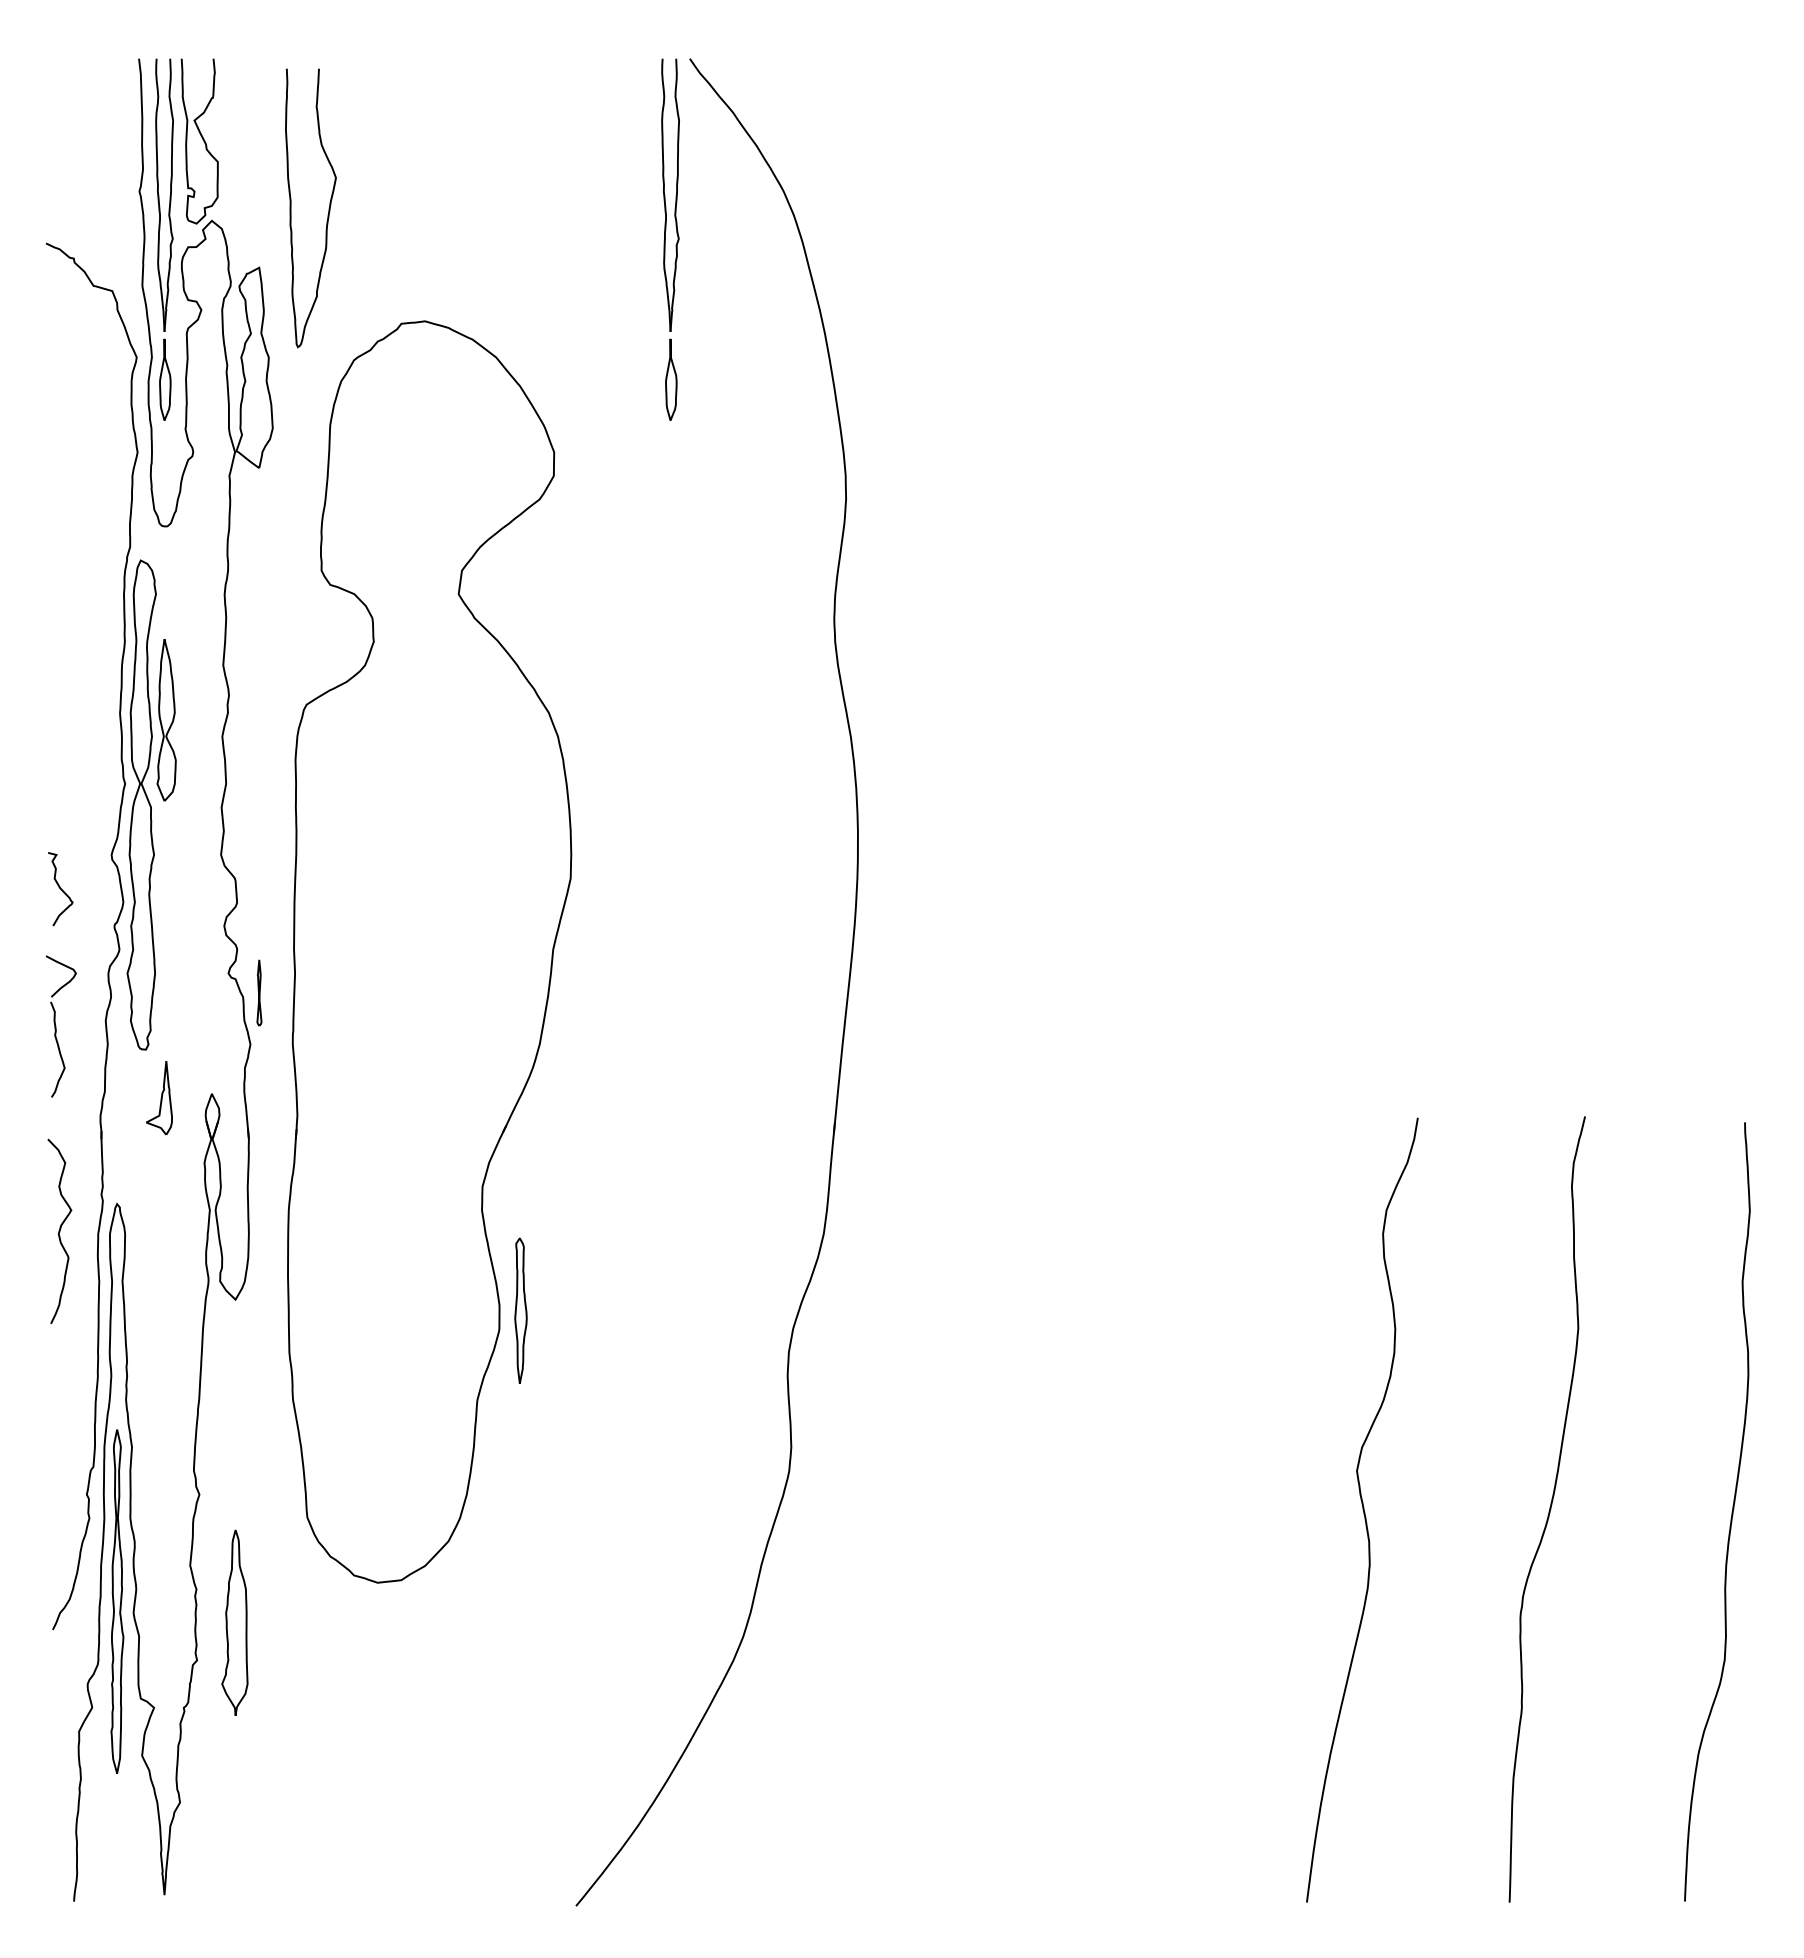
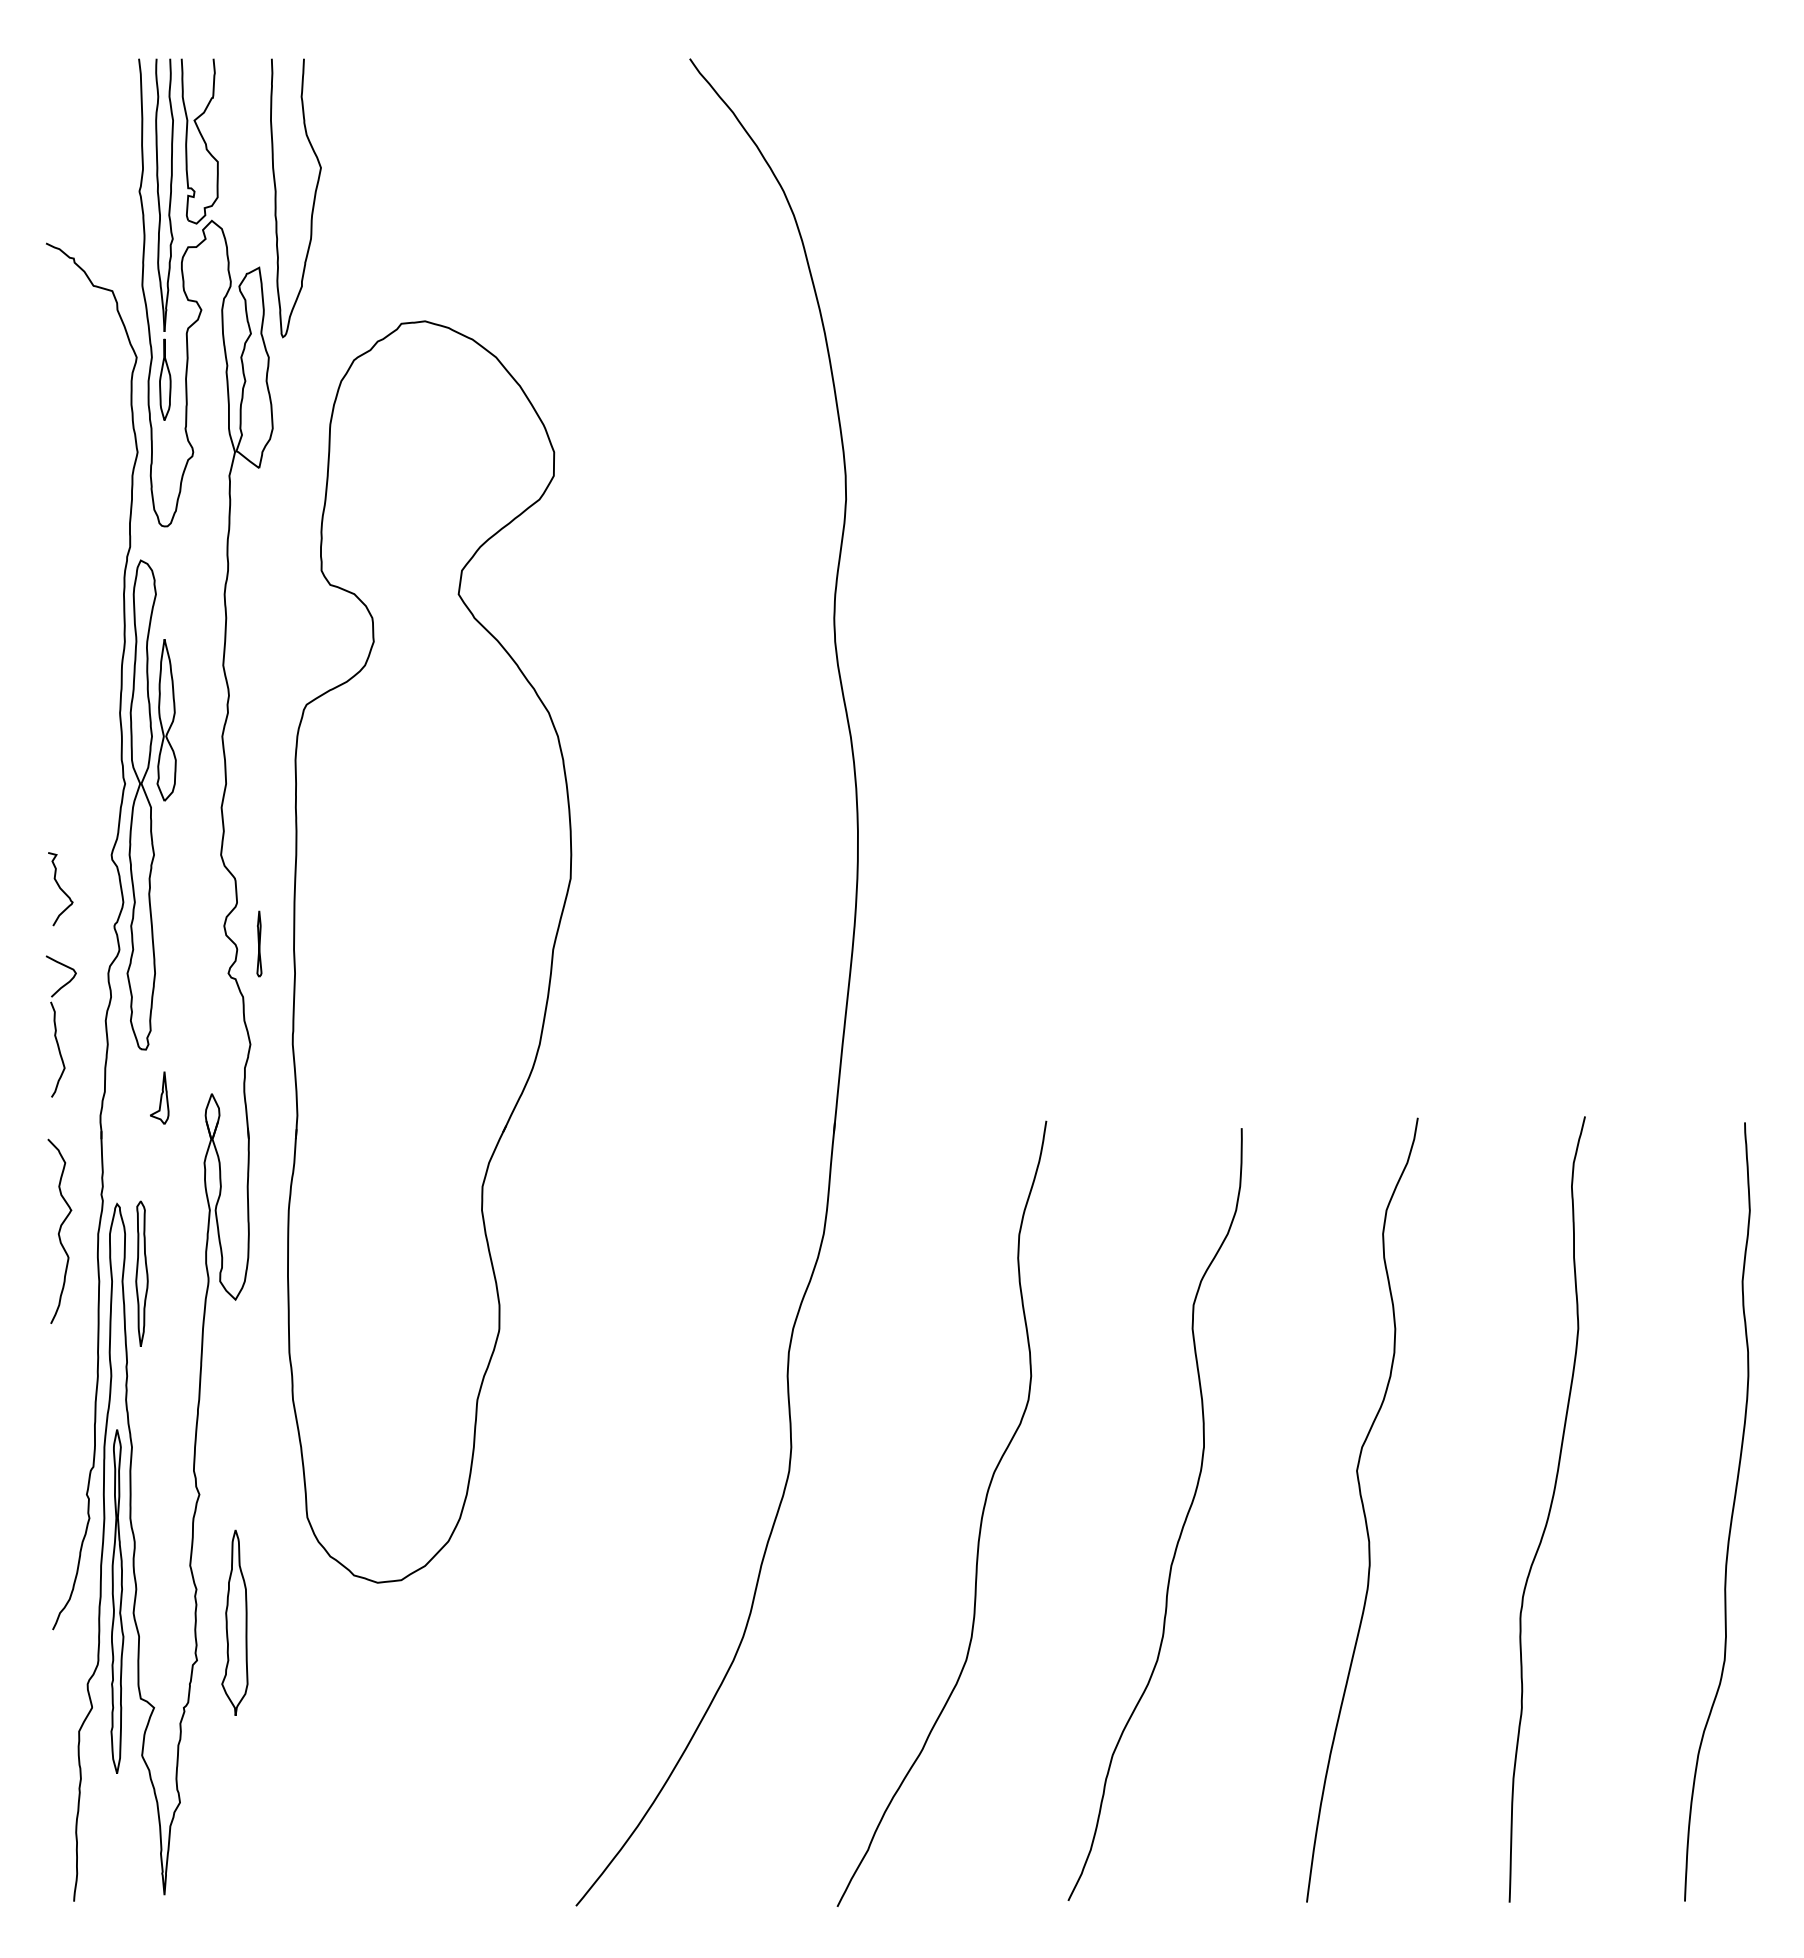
curve position: (328, 208) -> (313, 198) (313, 198)
part: present -> none (670, 239)
part position: (259, 992) -> (259, 943) (259, 943)
part size: 27x75 px -> 20x54 px (159, 1097)
part position: (520, 1310) -> (141, 1273) (141, 1273)
curve: none -> present (980, 1519)
curve: none -> present (1183, 1522)
